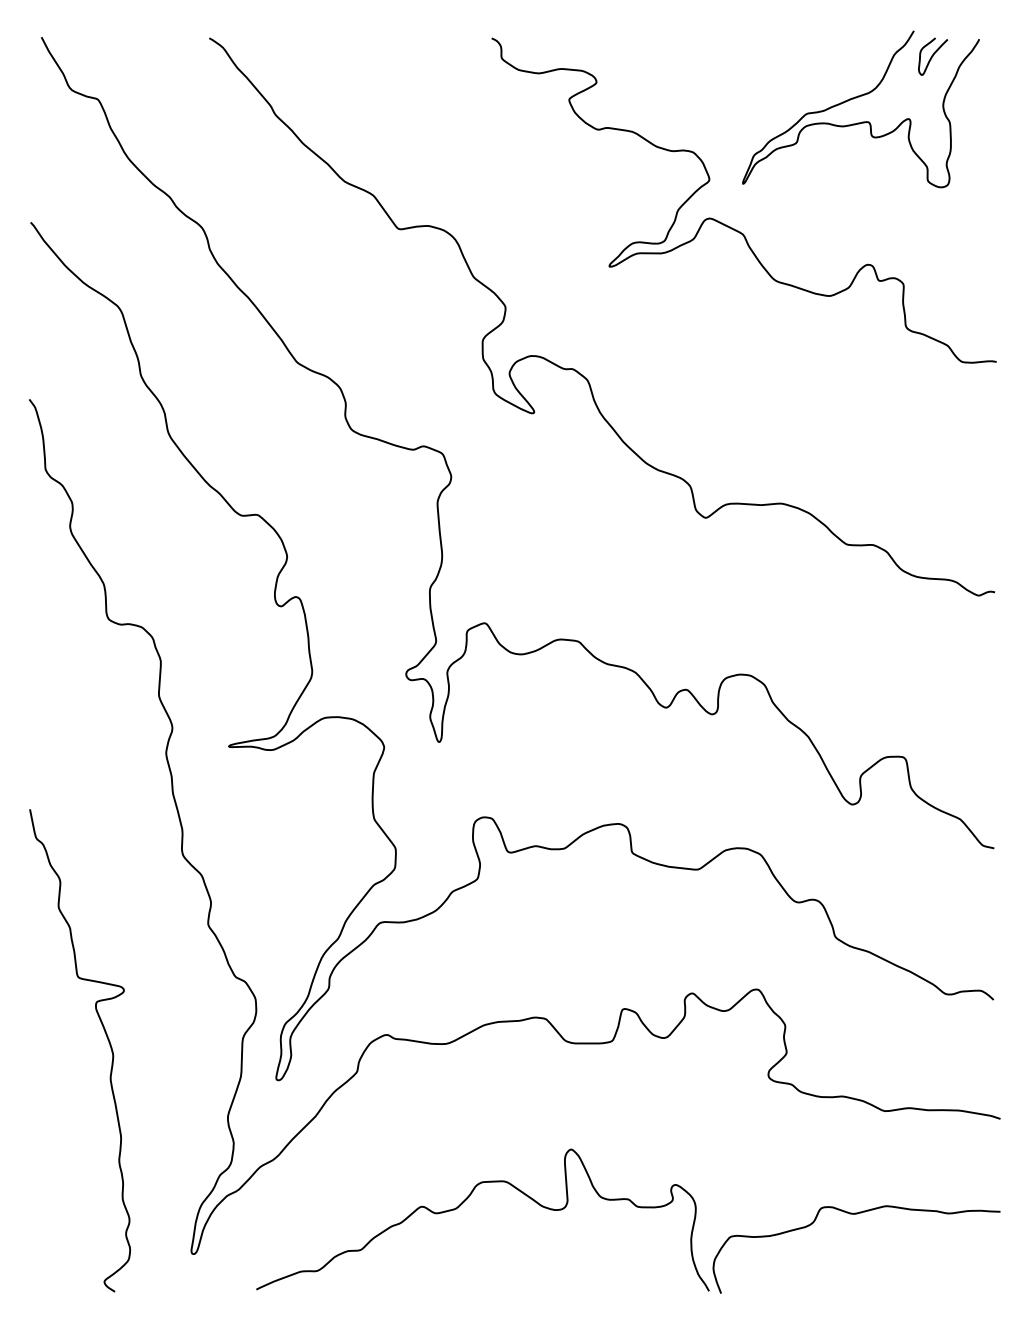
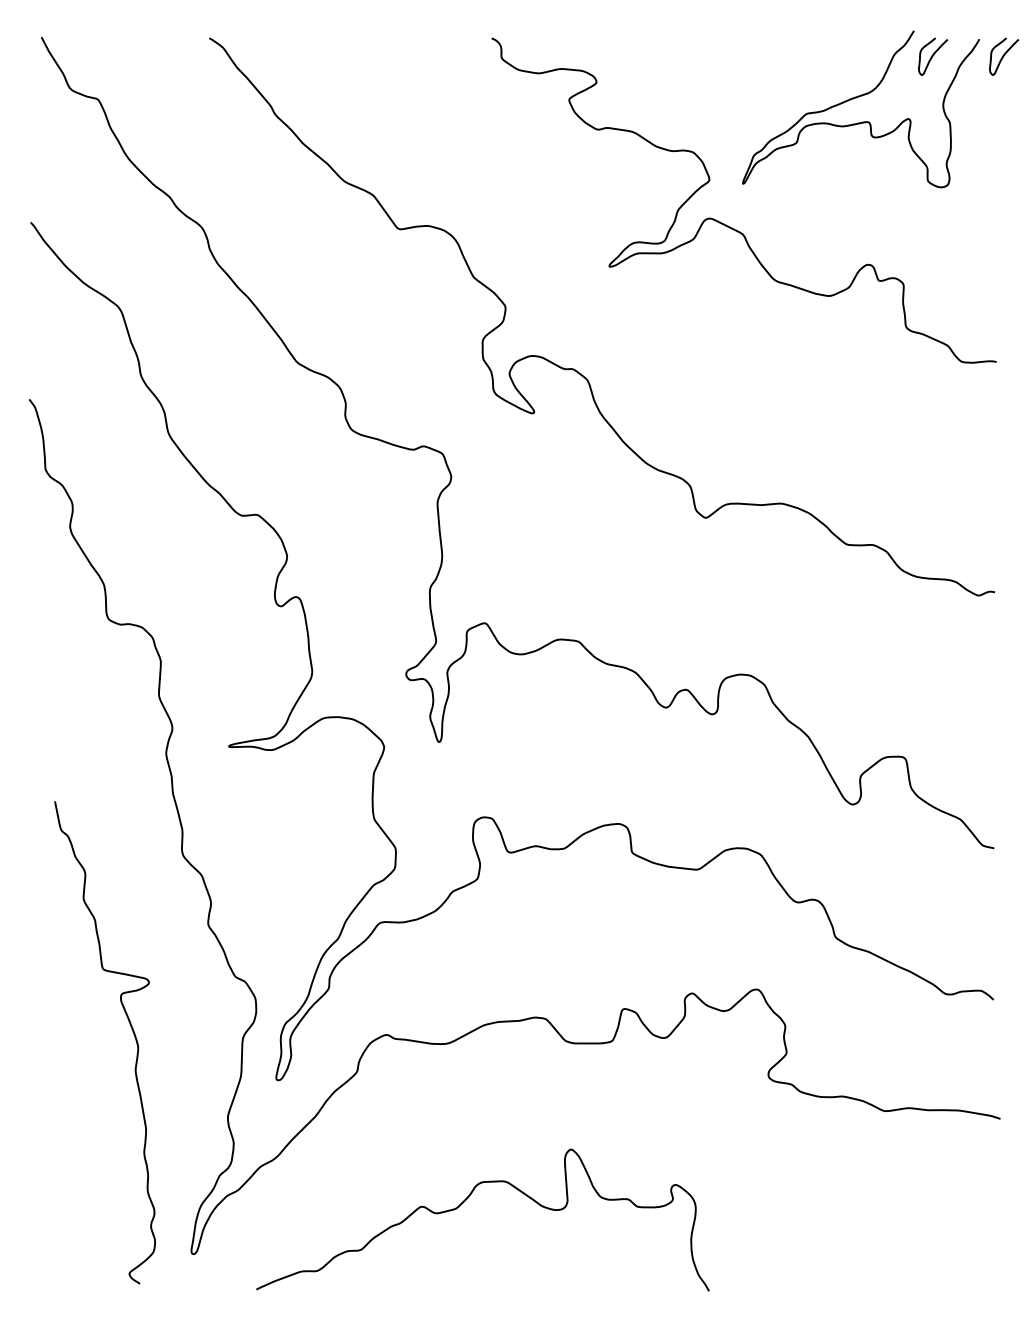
curve: none -> present (1004, 56)
curve position: (107, 1040) -> (132, 1032) (132, 1032)
curve: present -> none (856, 1214)
